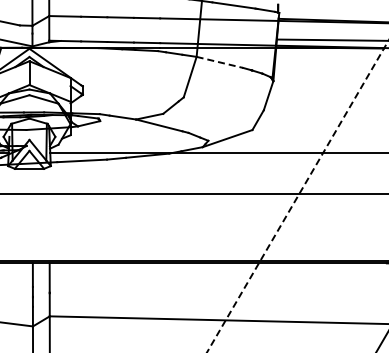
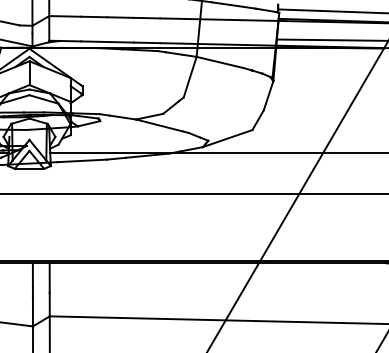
line: none -> present (331, 11)
line: dashed -> solid (219, 62)
line: dashed -> solid (297, 196)
